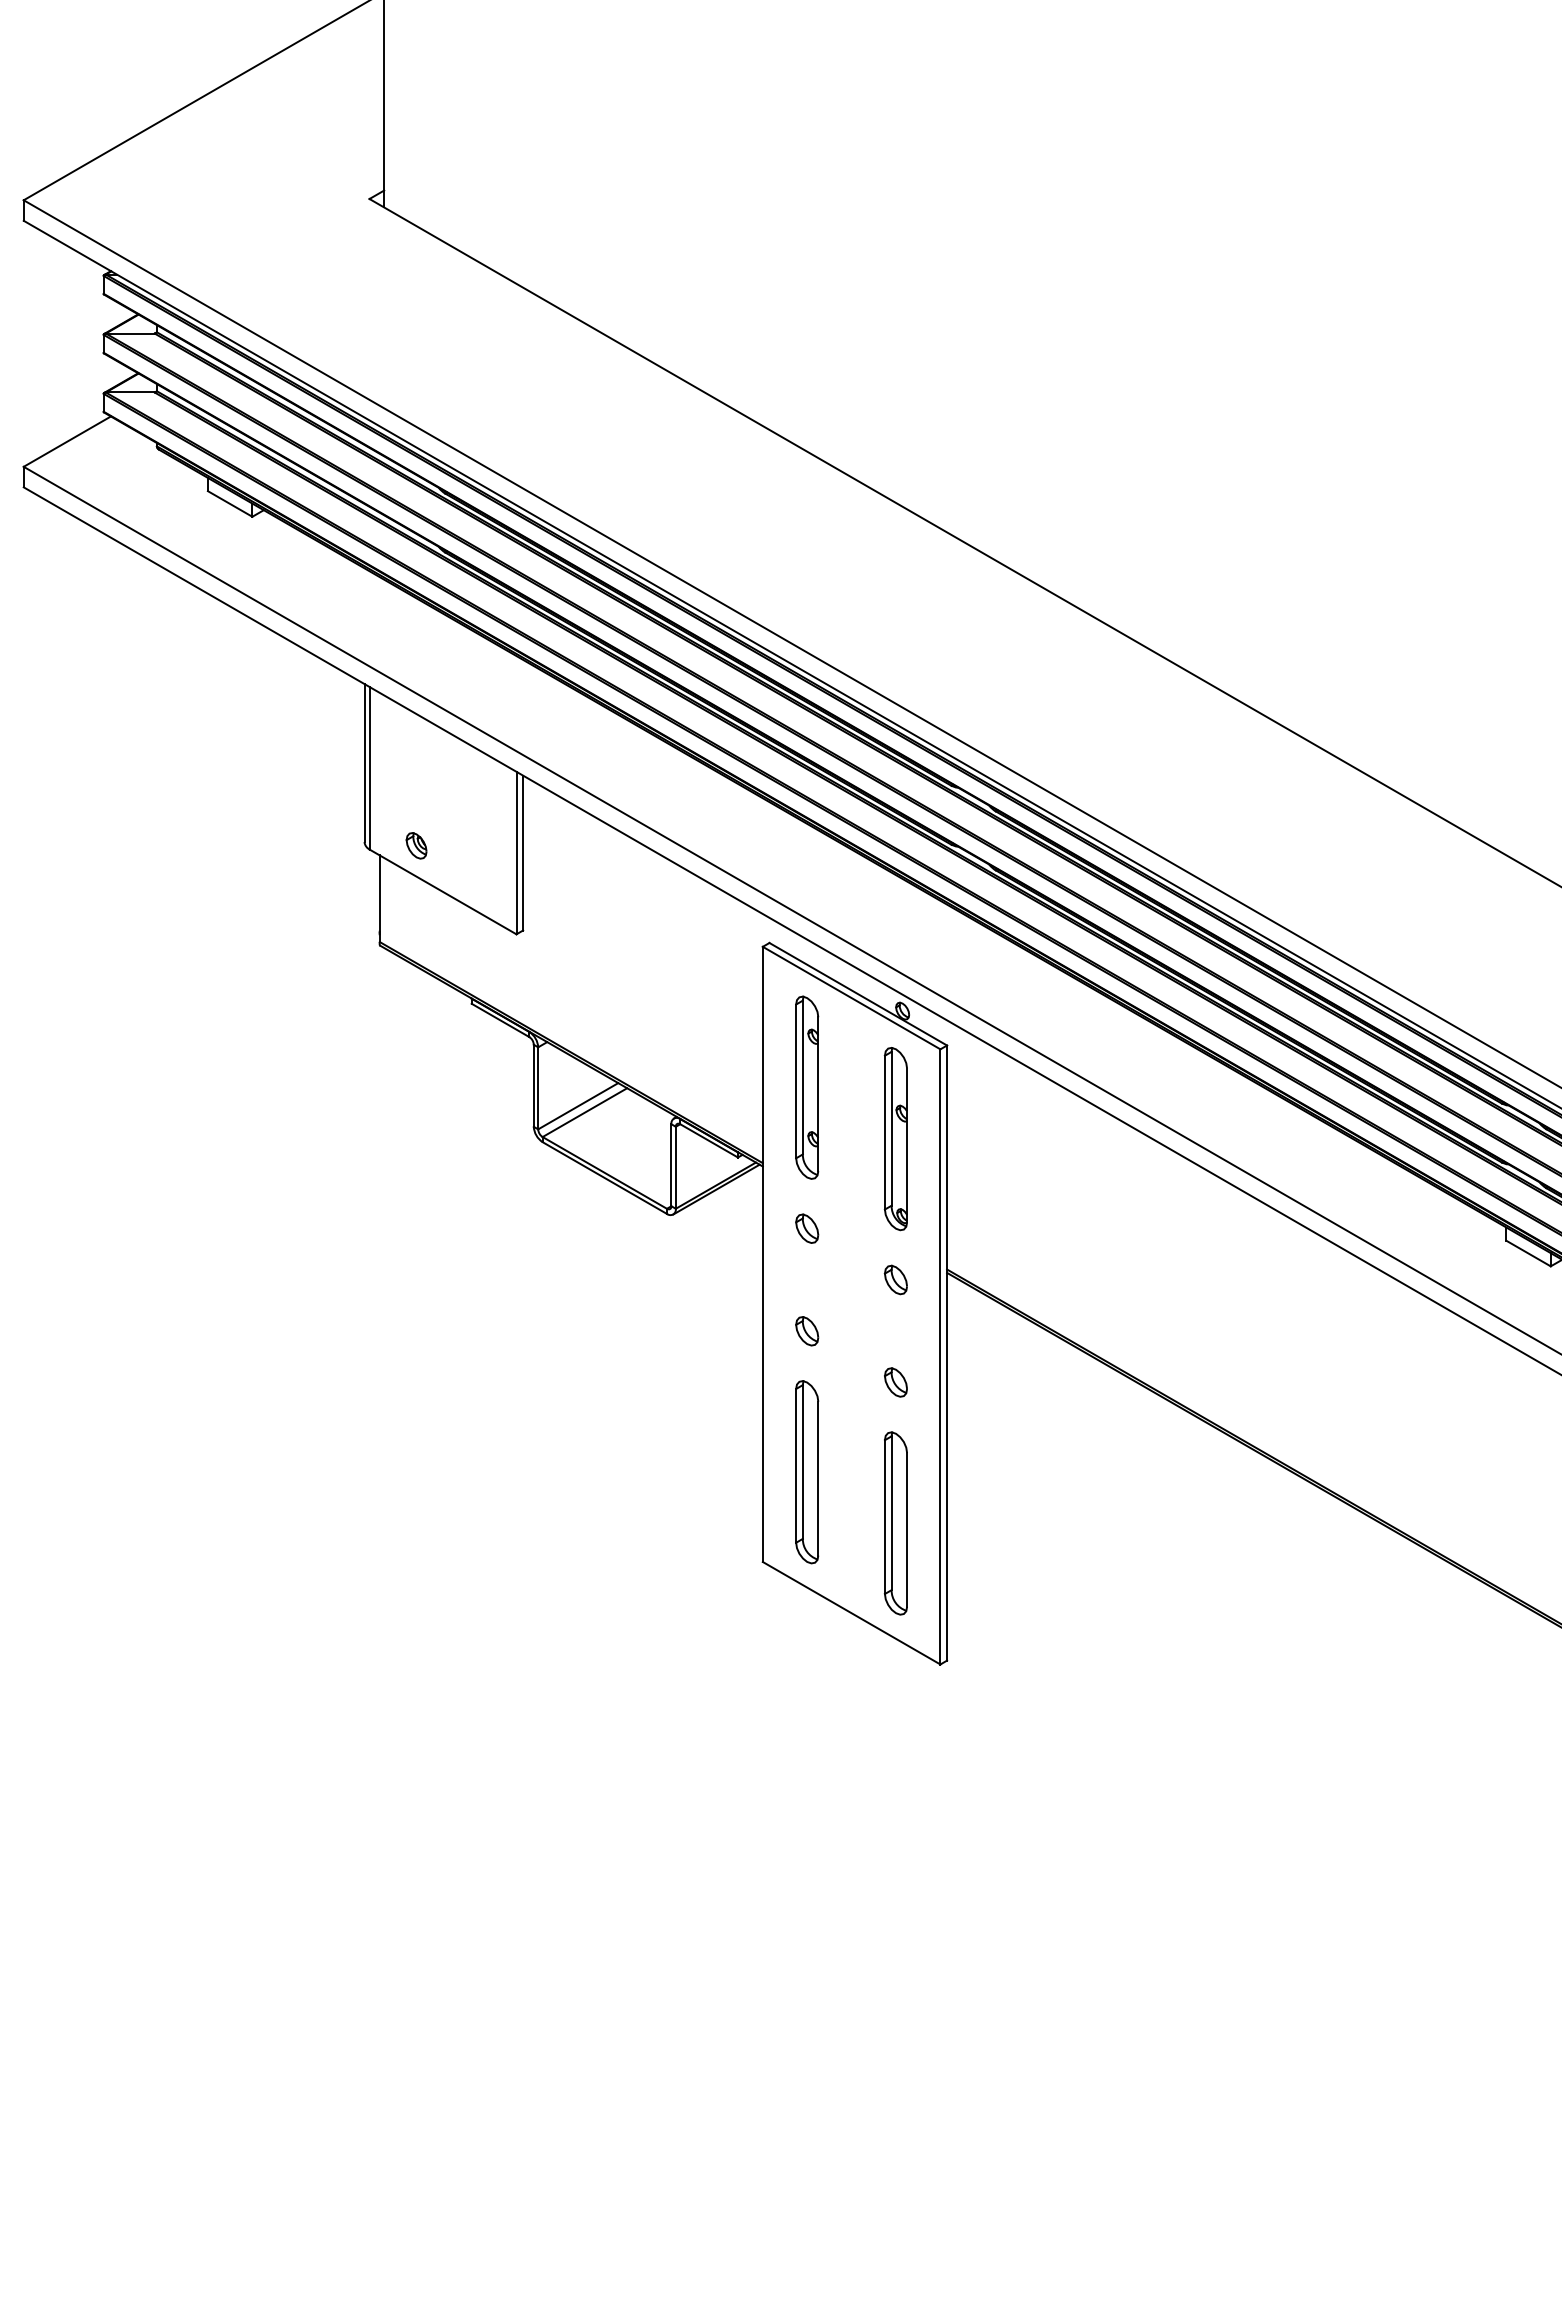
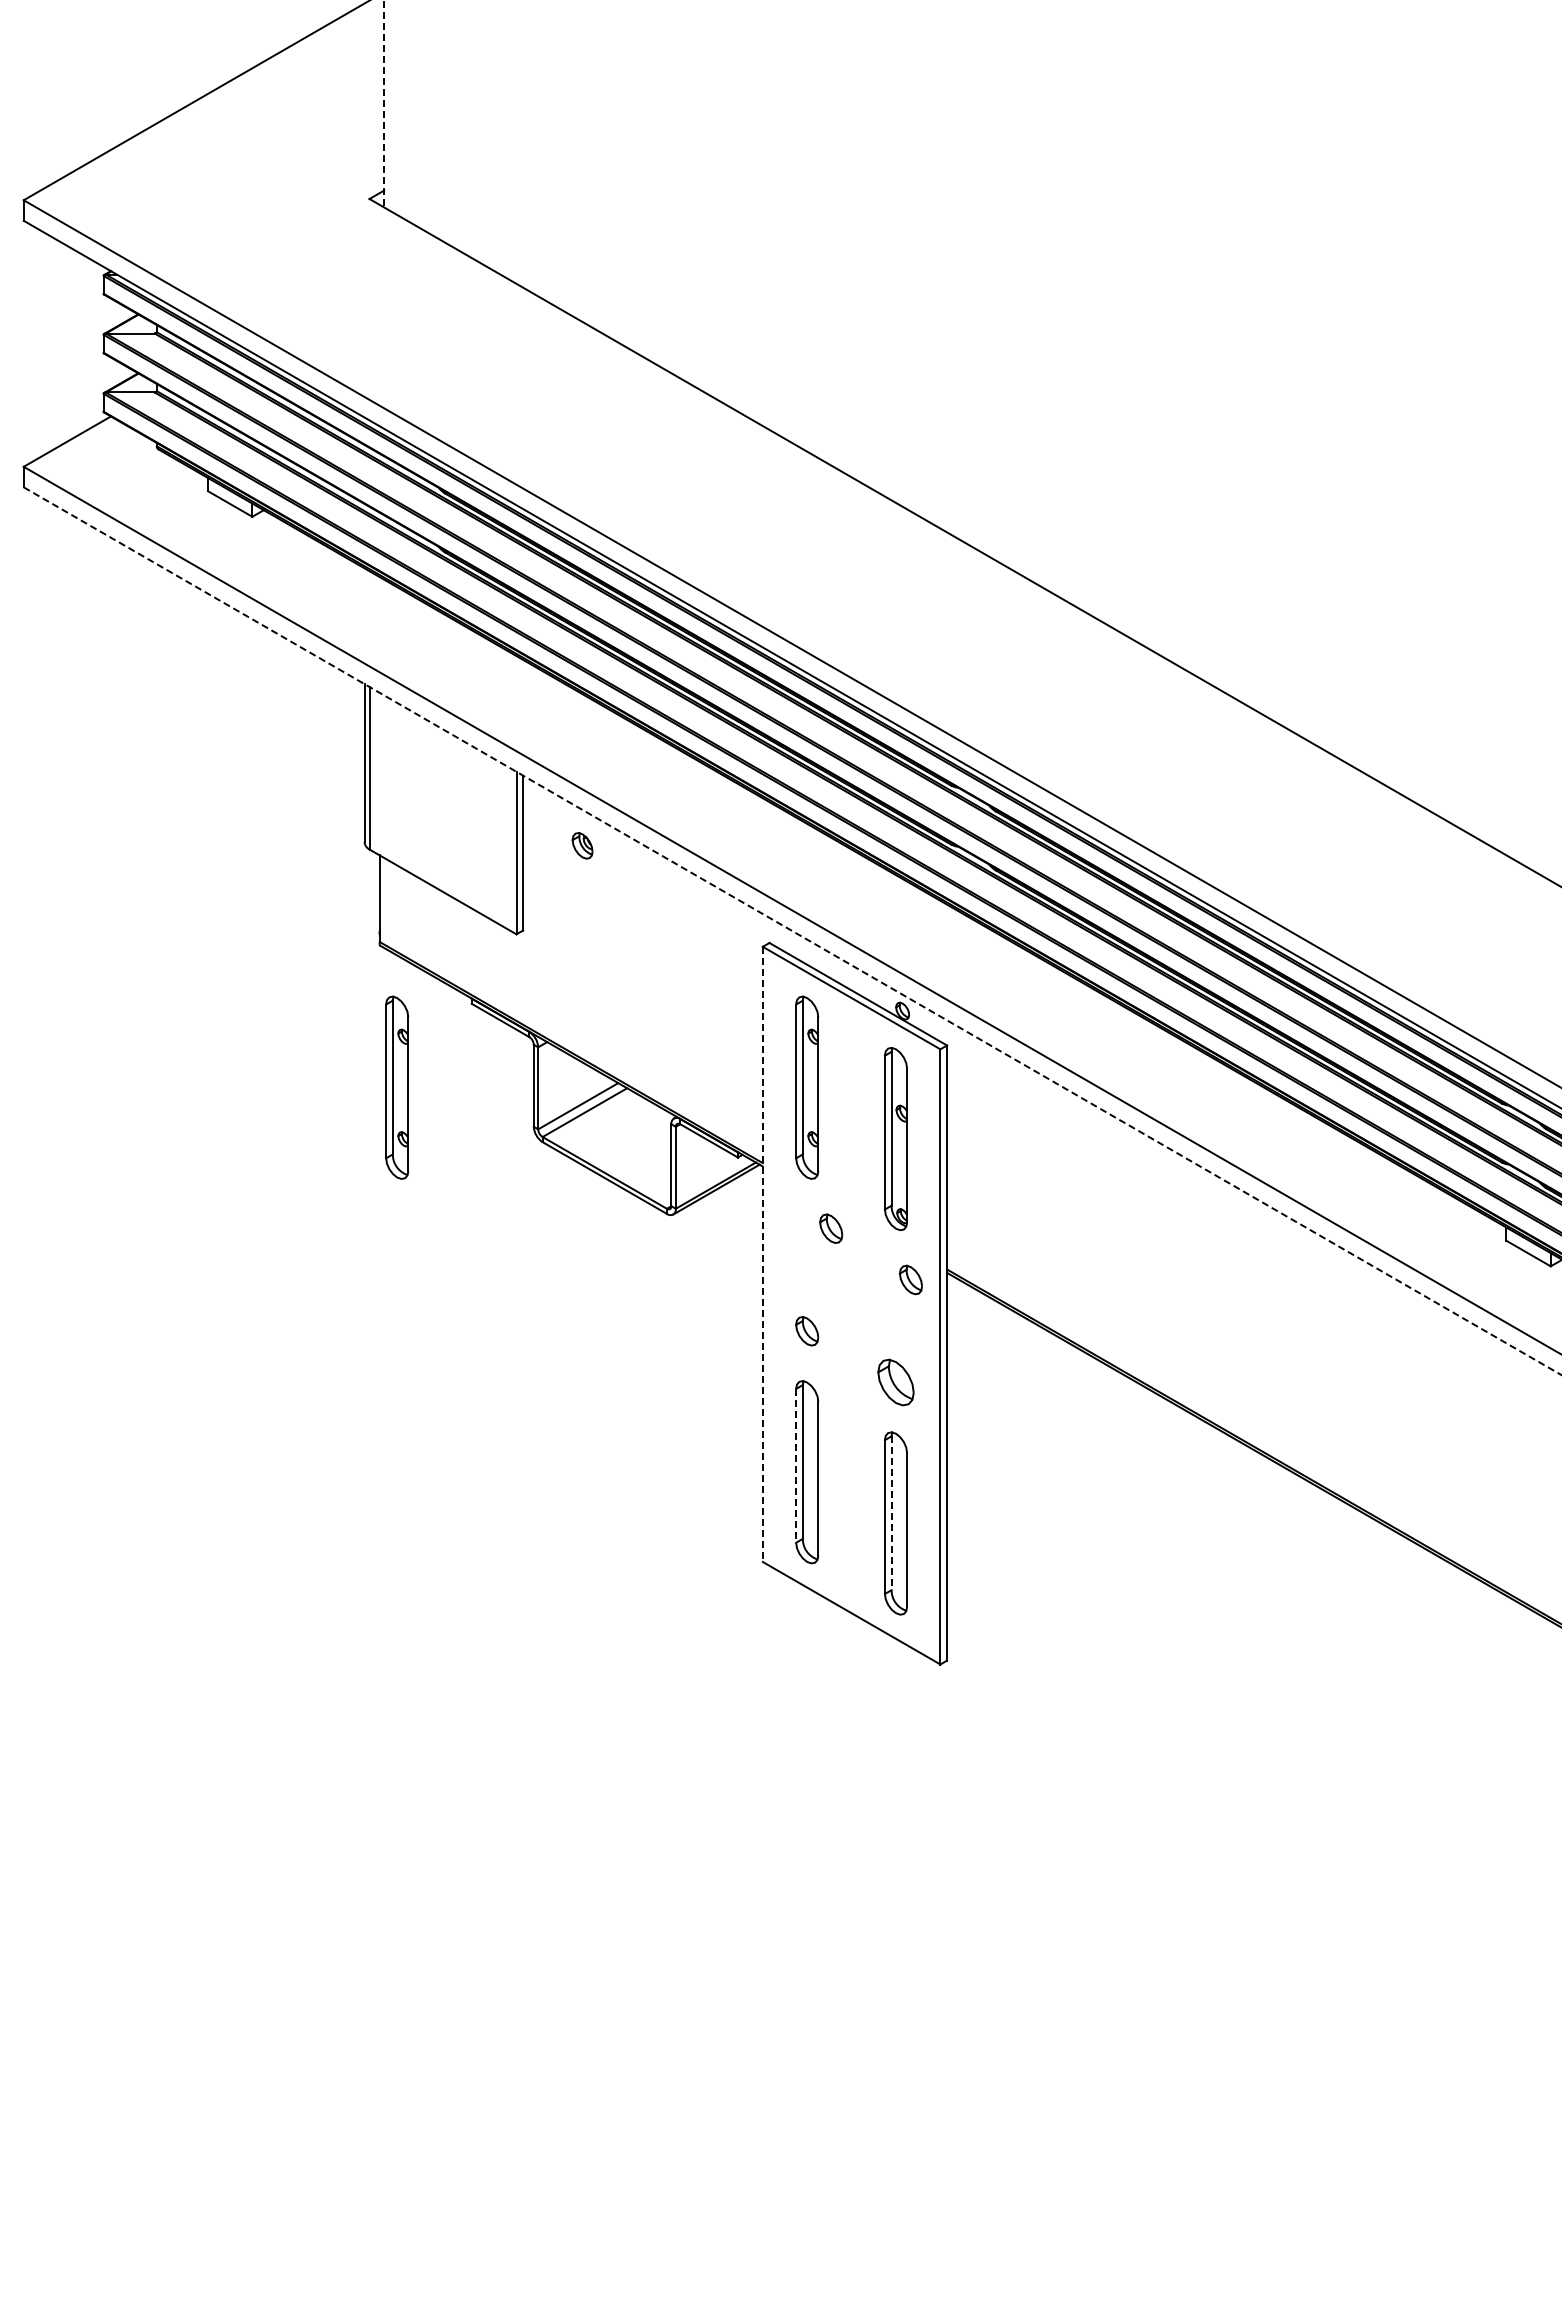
line: solid -> dashed (384, 104)
part position: (416, 845) -> (582, 845) (582, 845)
line: solid -> dashed (793, 931)
part: none -> present (397, 1087)
part position: (807, 1228) -> (831, 1228) (831, 1228)
line: solid -> dashed (762, 1254)
part position: (895, 1279) -> (910, 1279) (910, 1279)
part size: 24x31 px -> 38x49 px (895, 1382)
line: solid -> dashed (796, 1465)
line: solid -> dashed (891, 1513)
